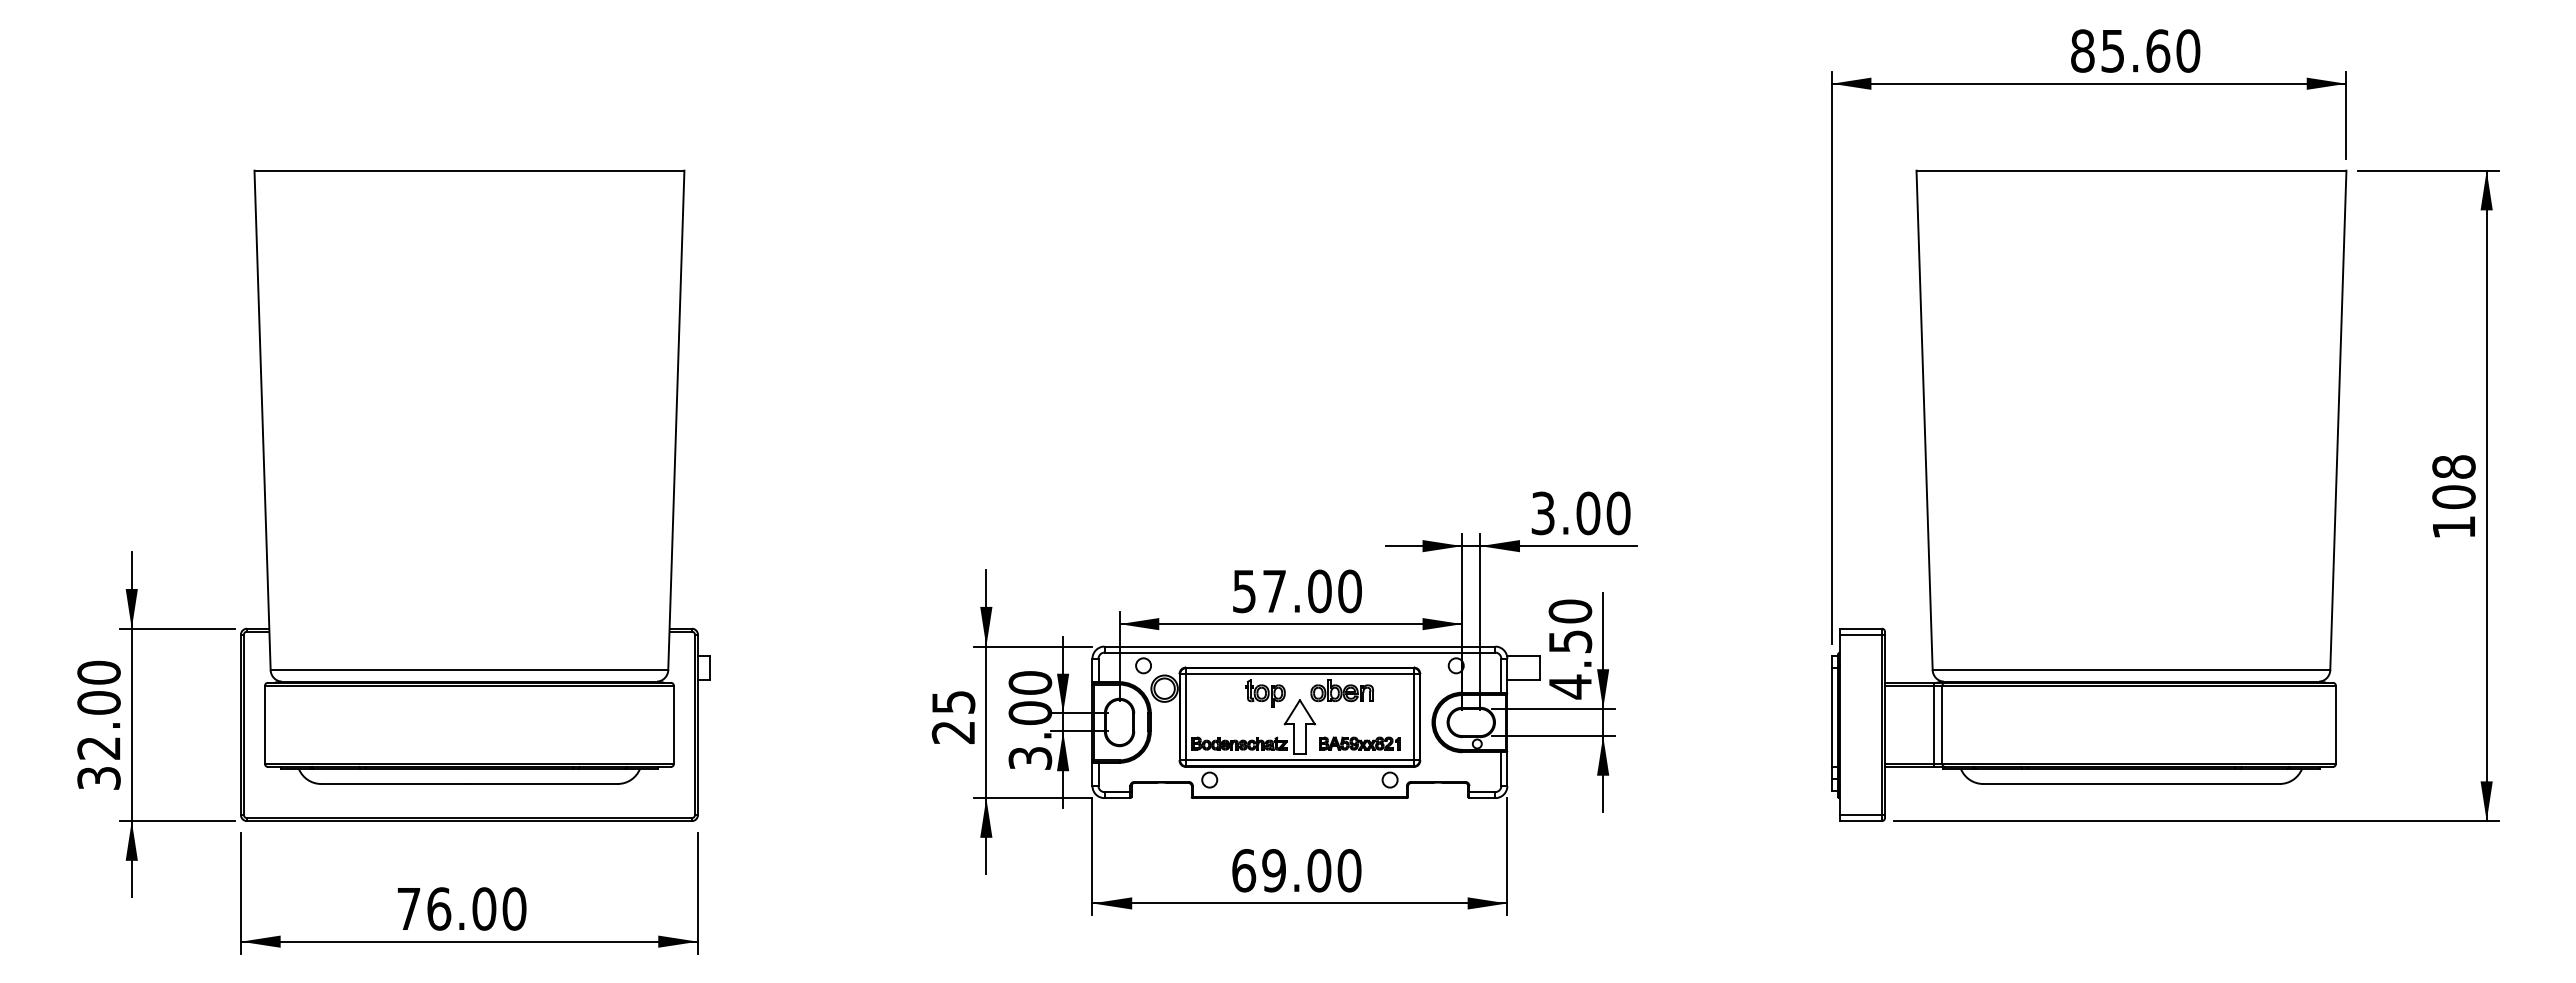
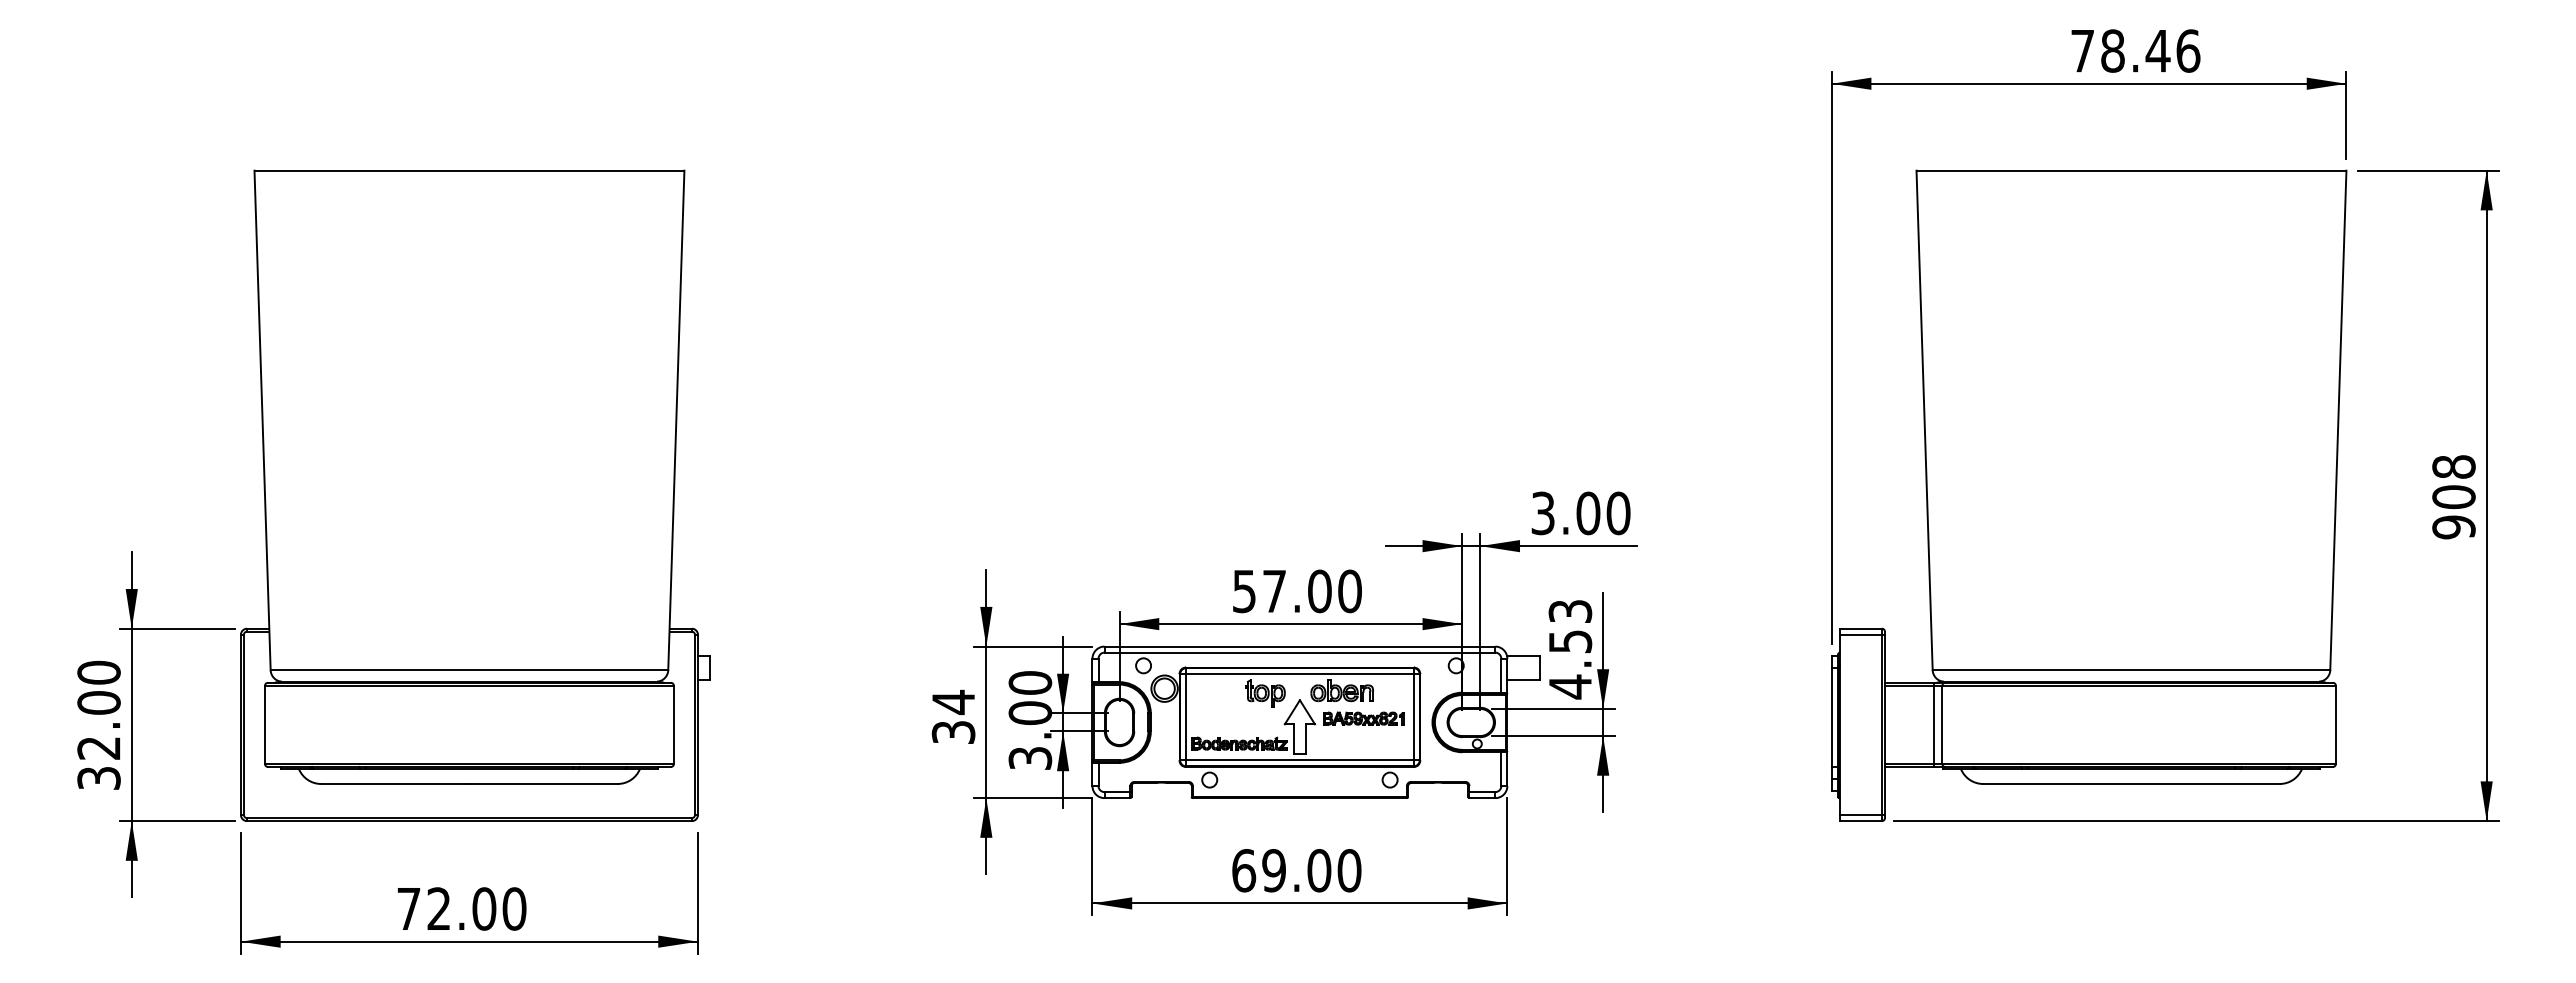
text: 85.60 -> 78.46 (2135, 50)
text: 108 -> 908 (2453, 527)
text: 4.50 -> 4.53 (1570, 611)
text: 25 -> 34 (953, 716)
part position: (1359, 743) -> (1363, 718) (1363, 718)
text: 76.00 -> 72.00 (439, 908)
